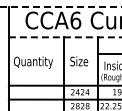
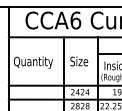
line: dashed -> solid (60, 6)
line: dashed -> solid (65, 37)
